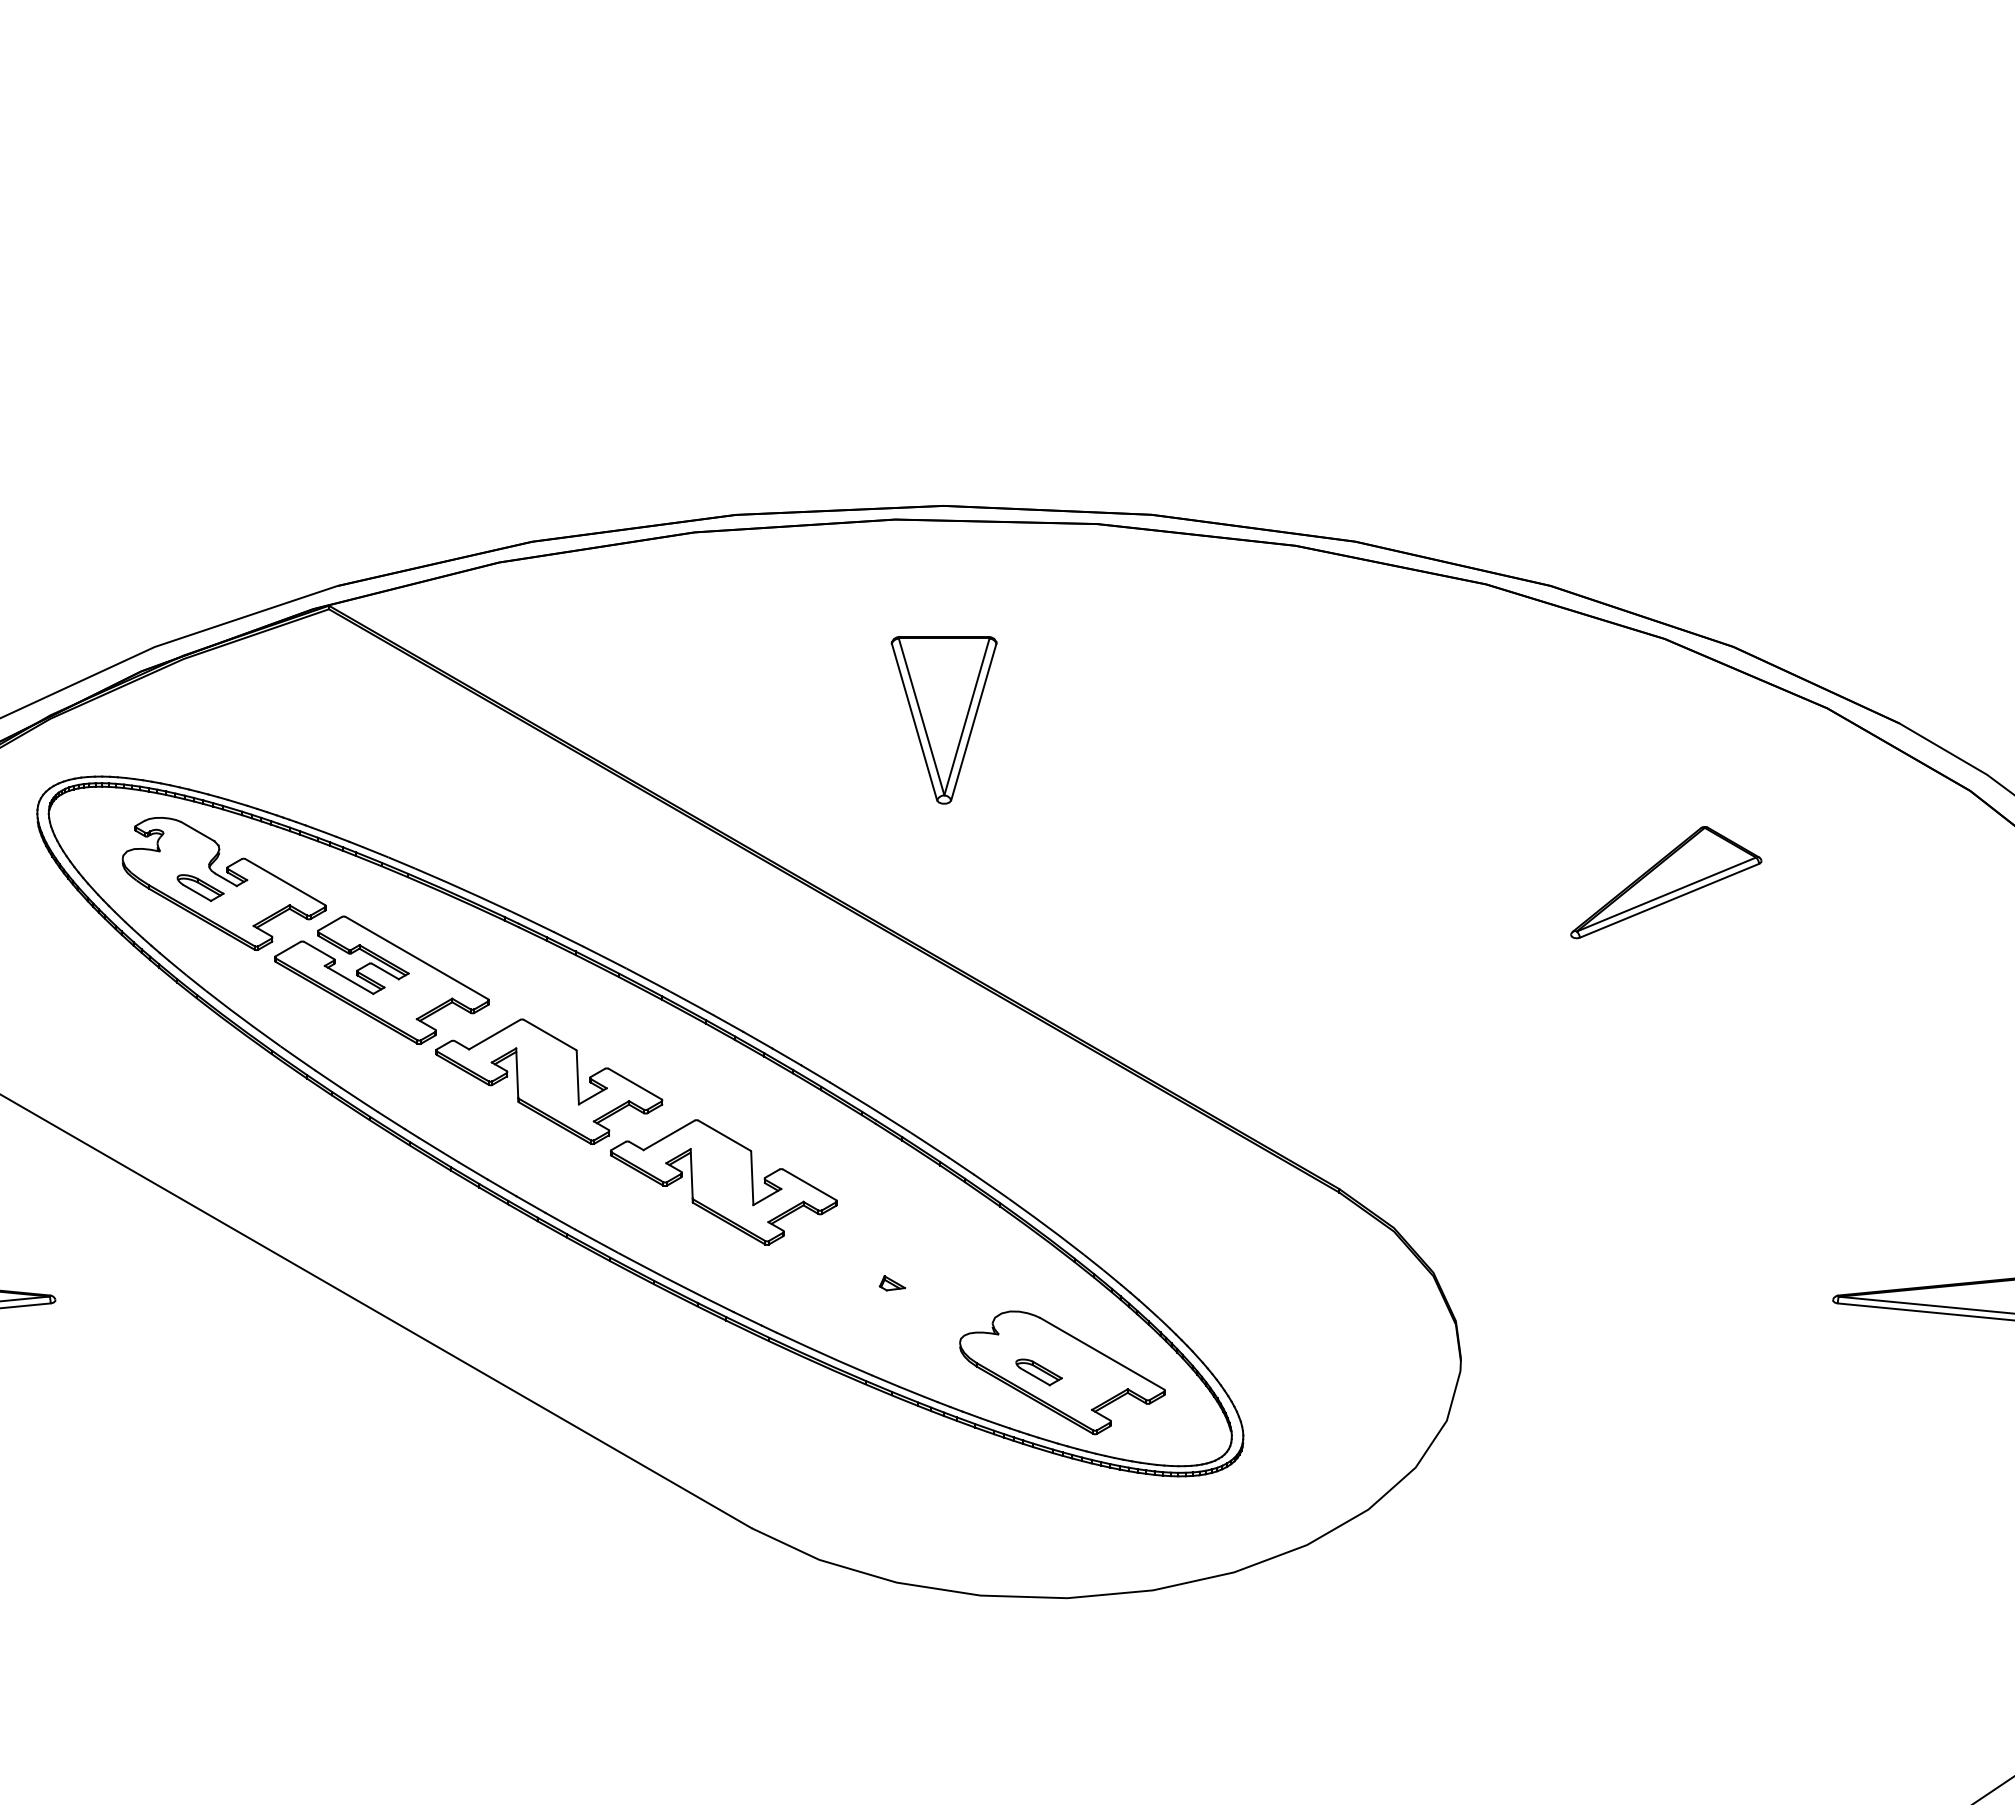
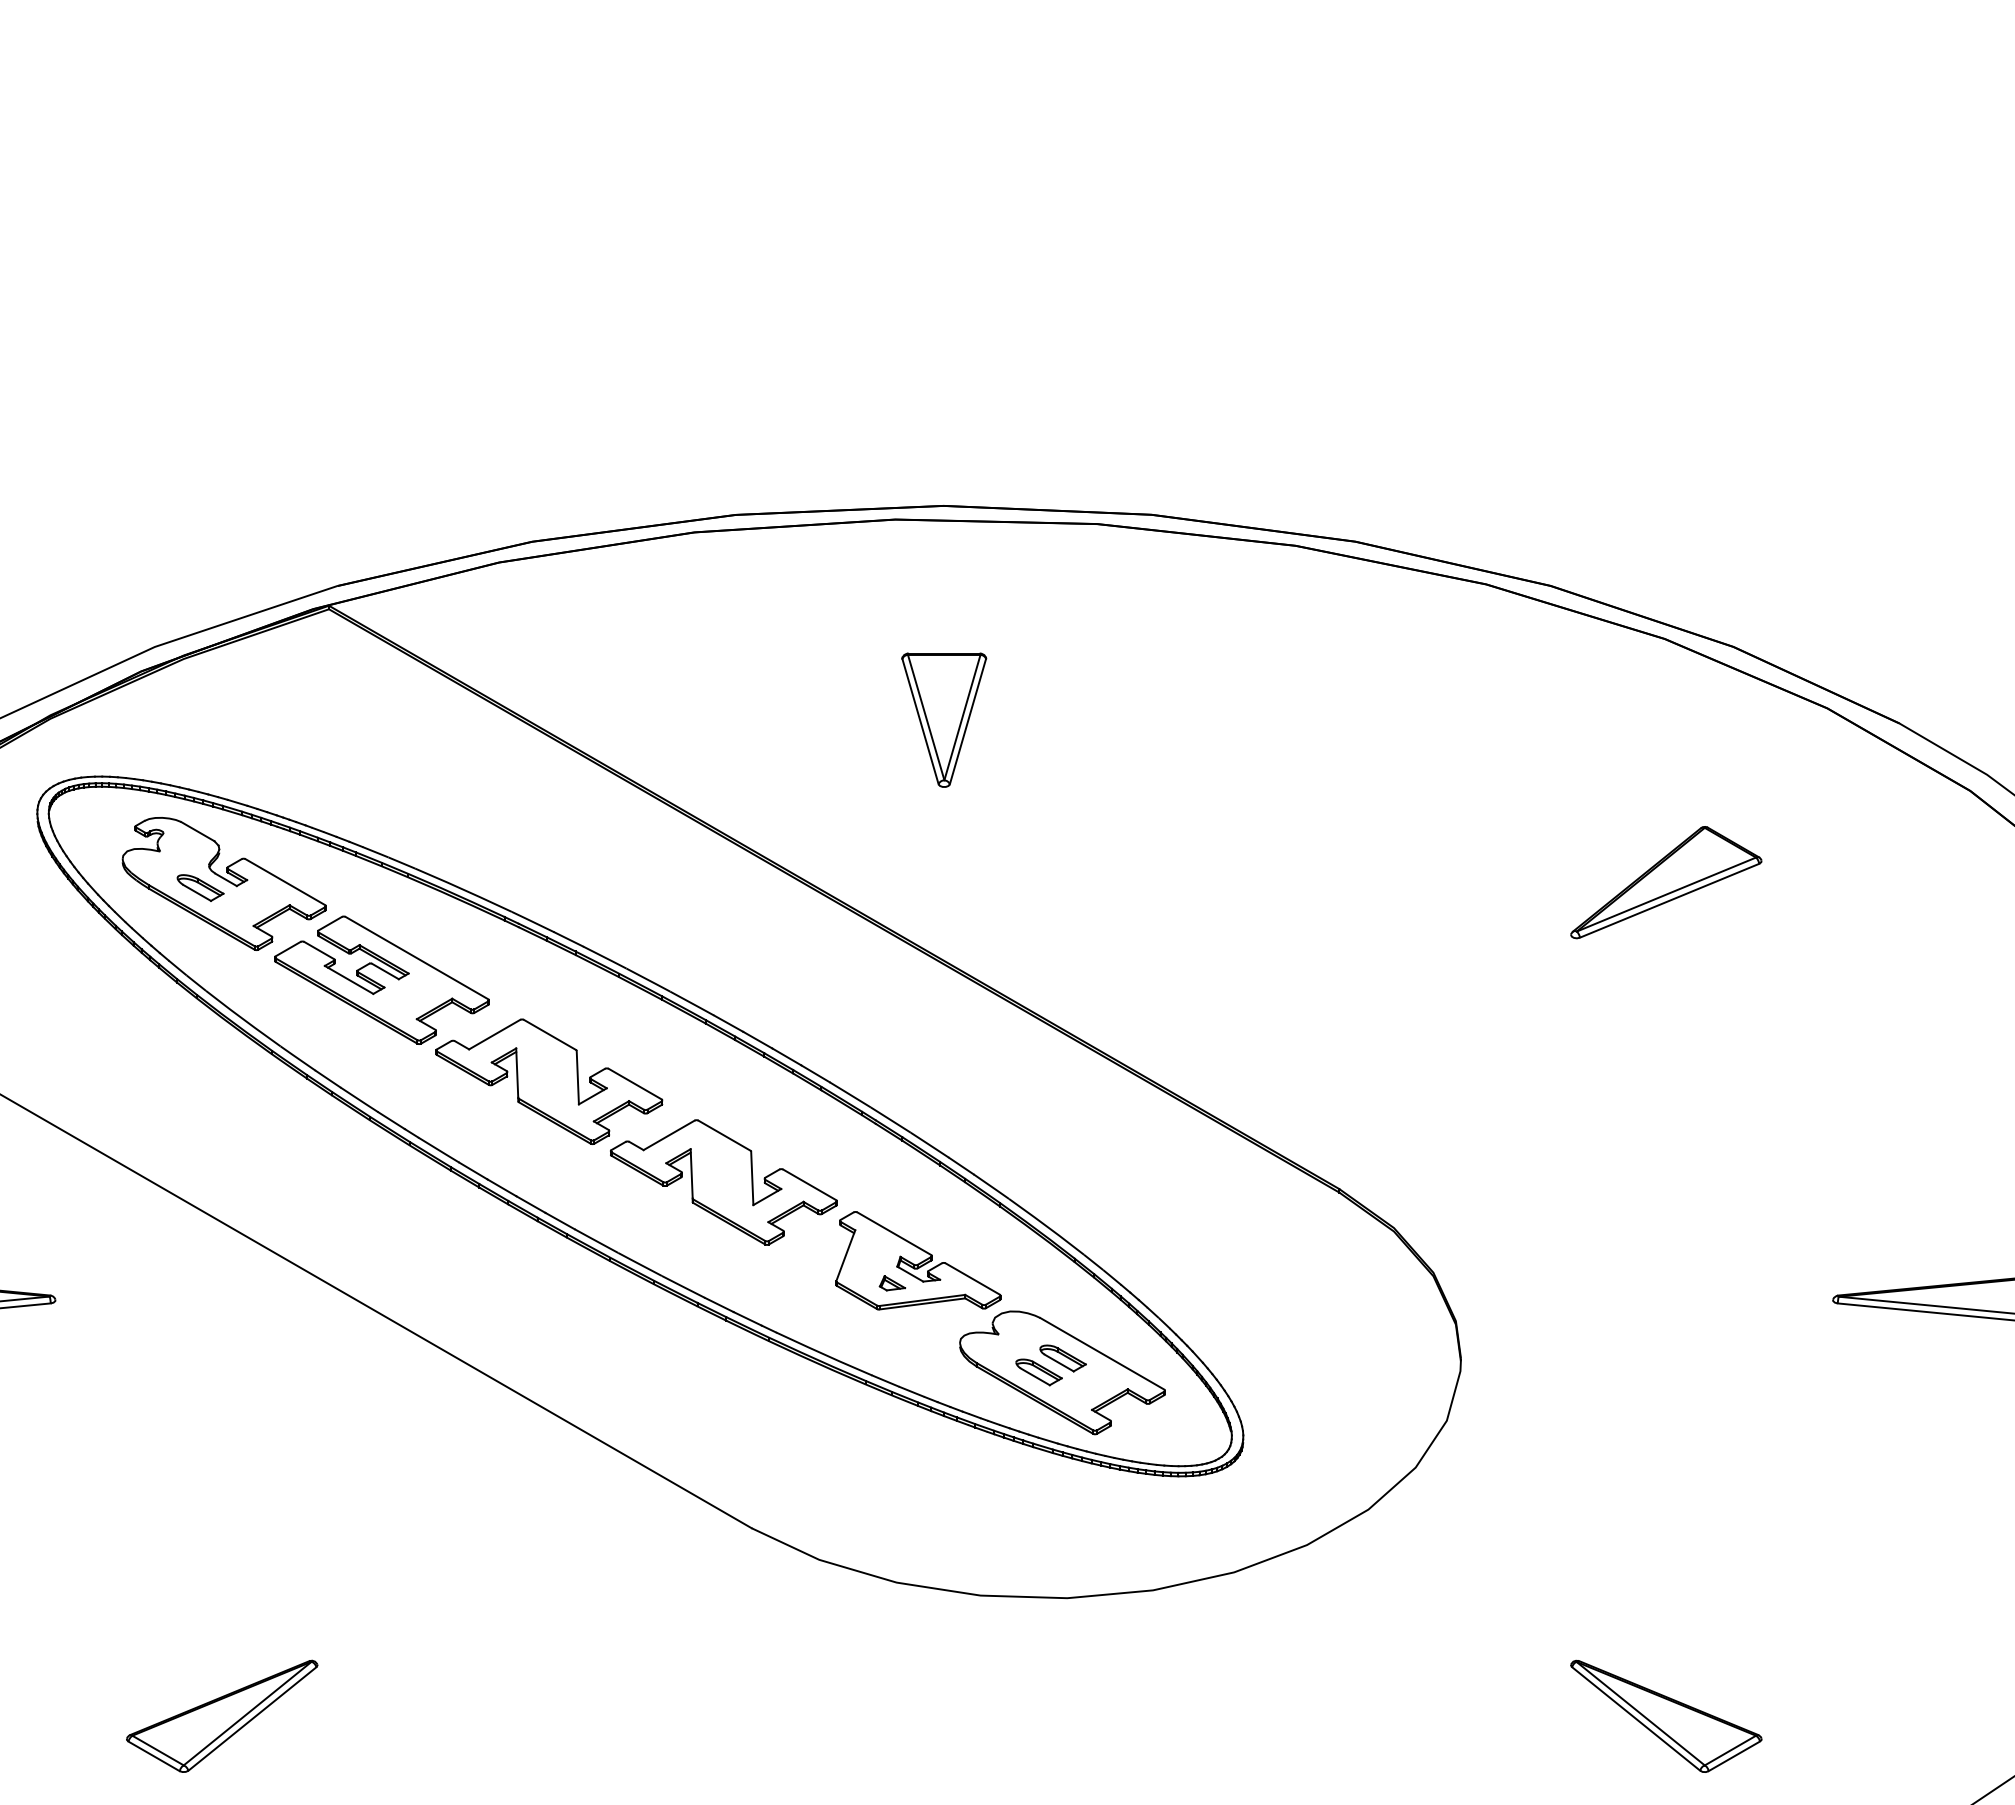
part size: 108x169 px -> 87x136 px (944, 719)
part: none -> present (918, 1260)
part: none -> present (1062, 1358)
part: none -> present (222, 1715)
part: none -> present (1666, 1715)
